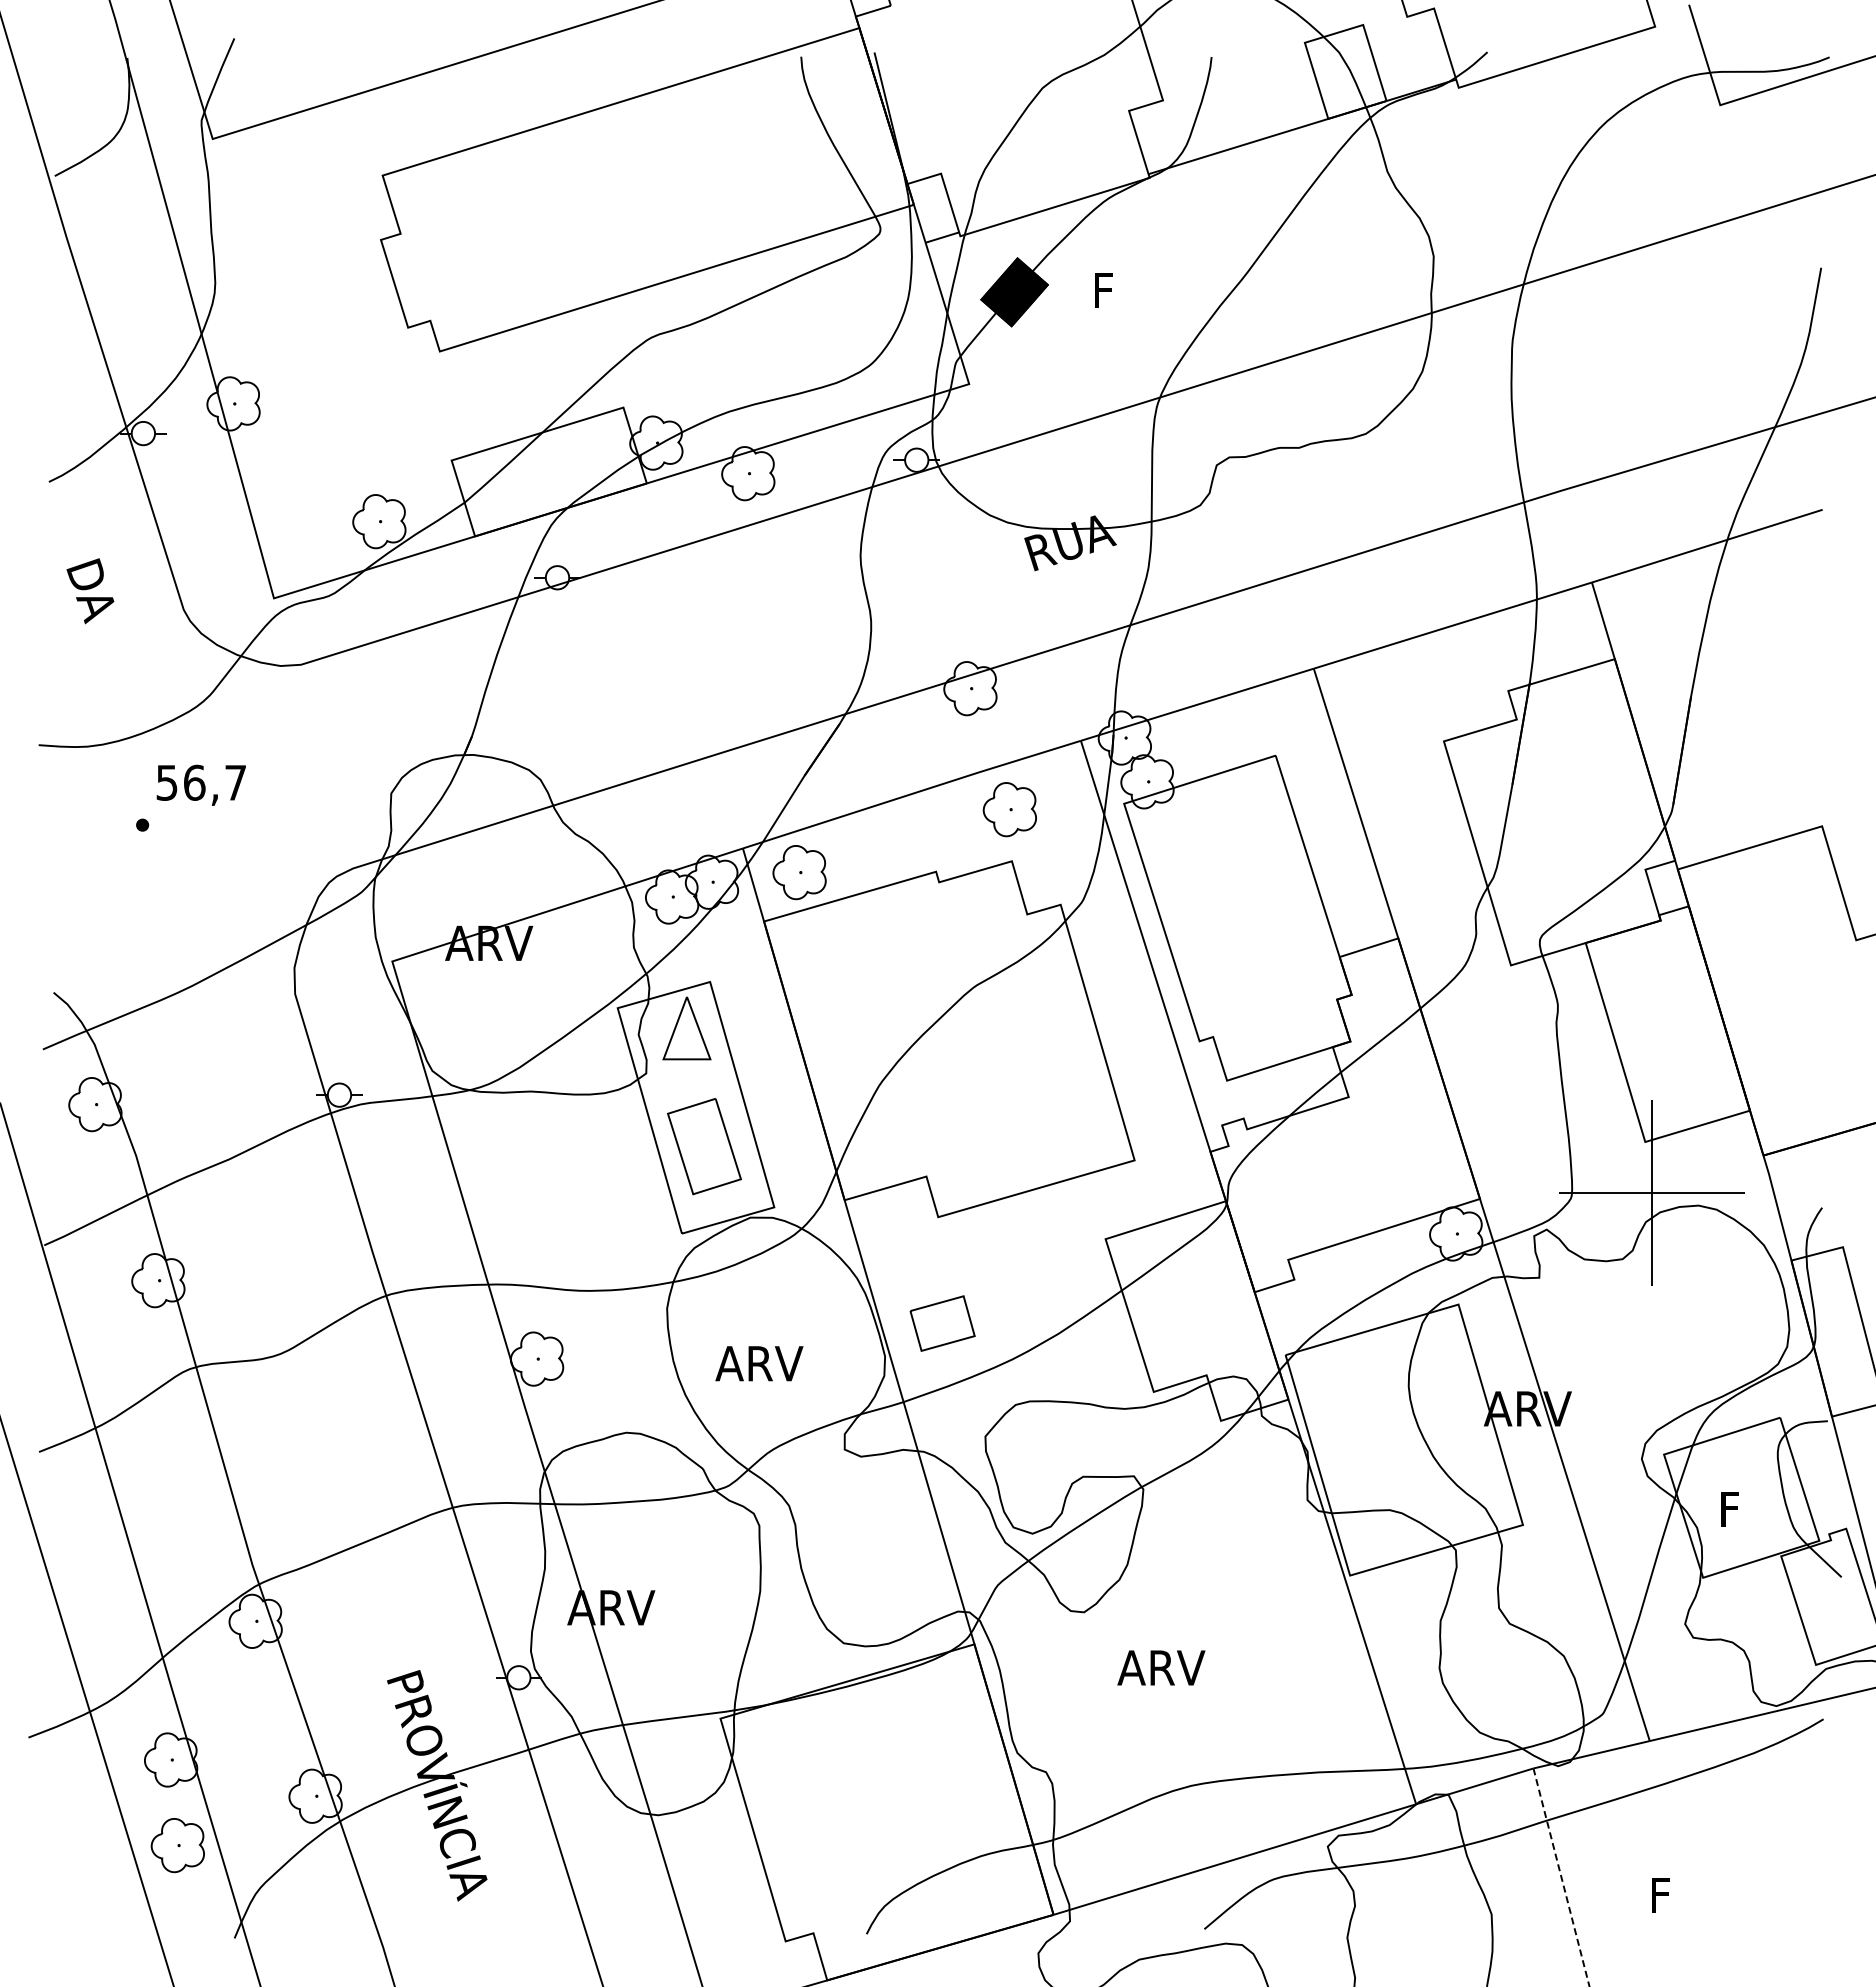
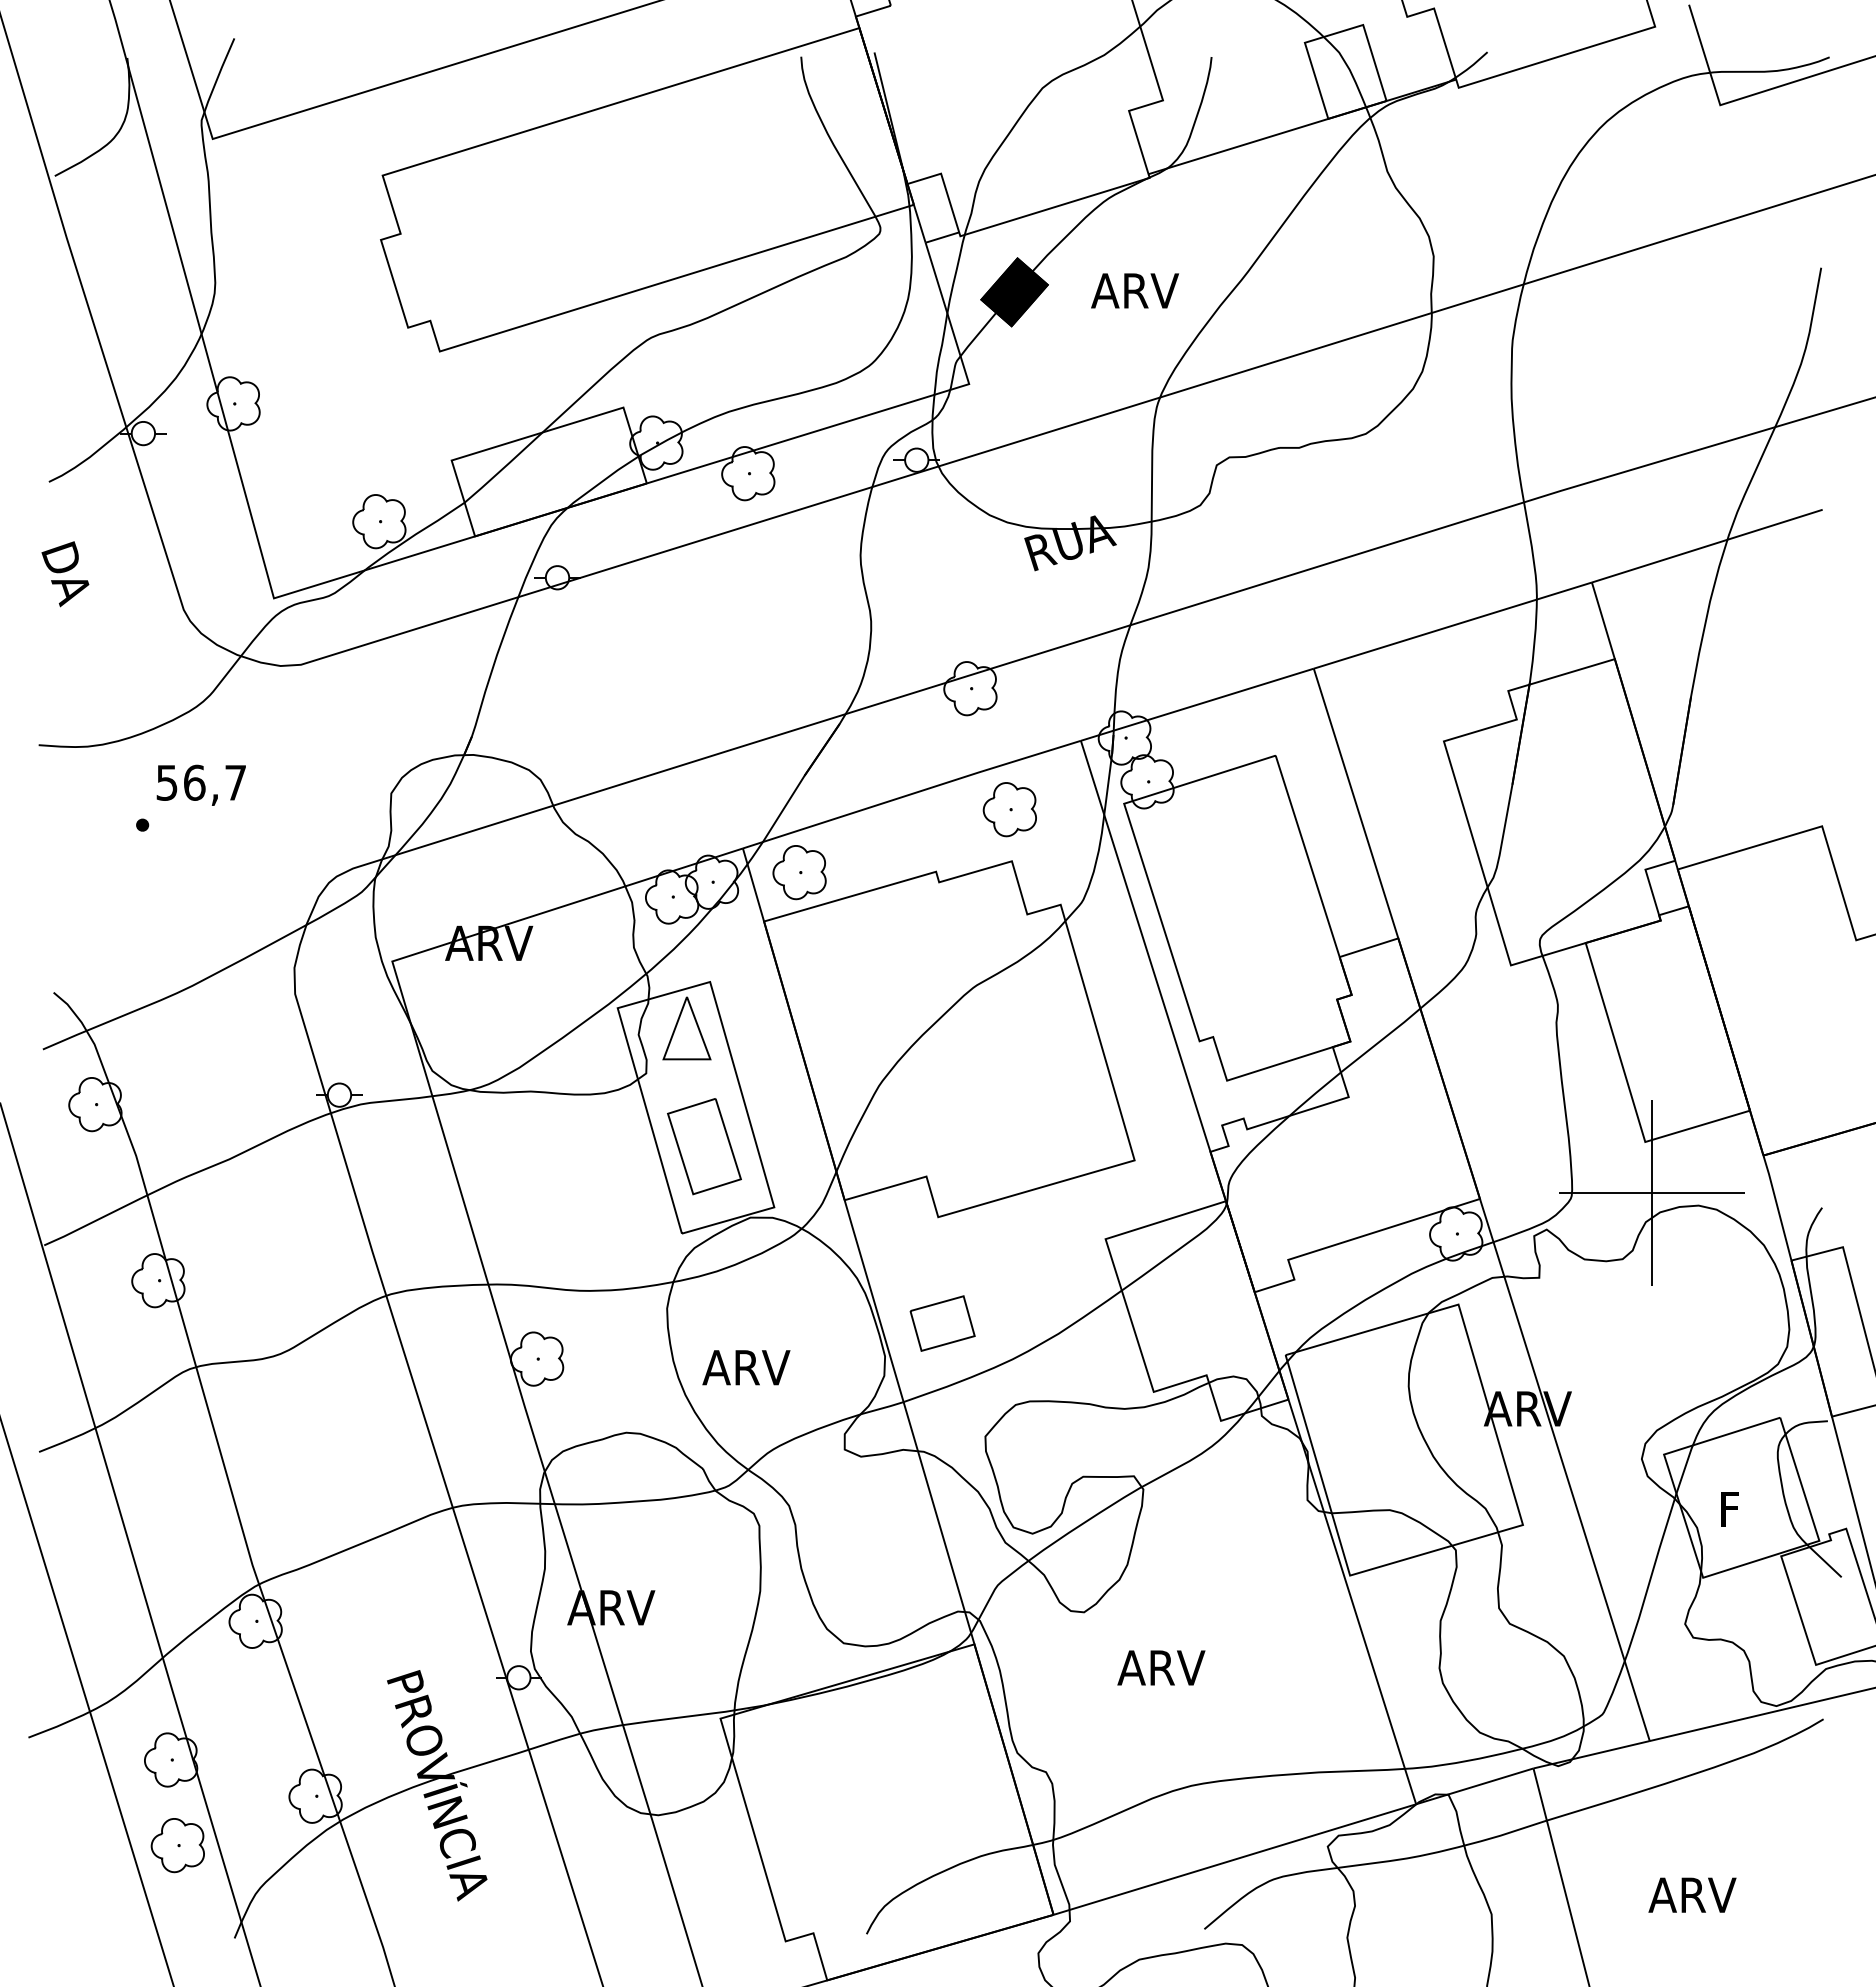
text: F -> ARV (1135, 290)
text position: (90, 591) -> (65, 574) (65, 574)
text position: (759, 1363) -> (746, 1367) (746, 1367)
line: dashed -> solid (1561, 1877)
text: F -> ARV (1692, 1894)
